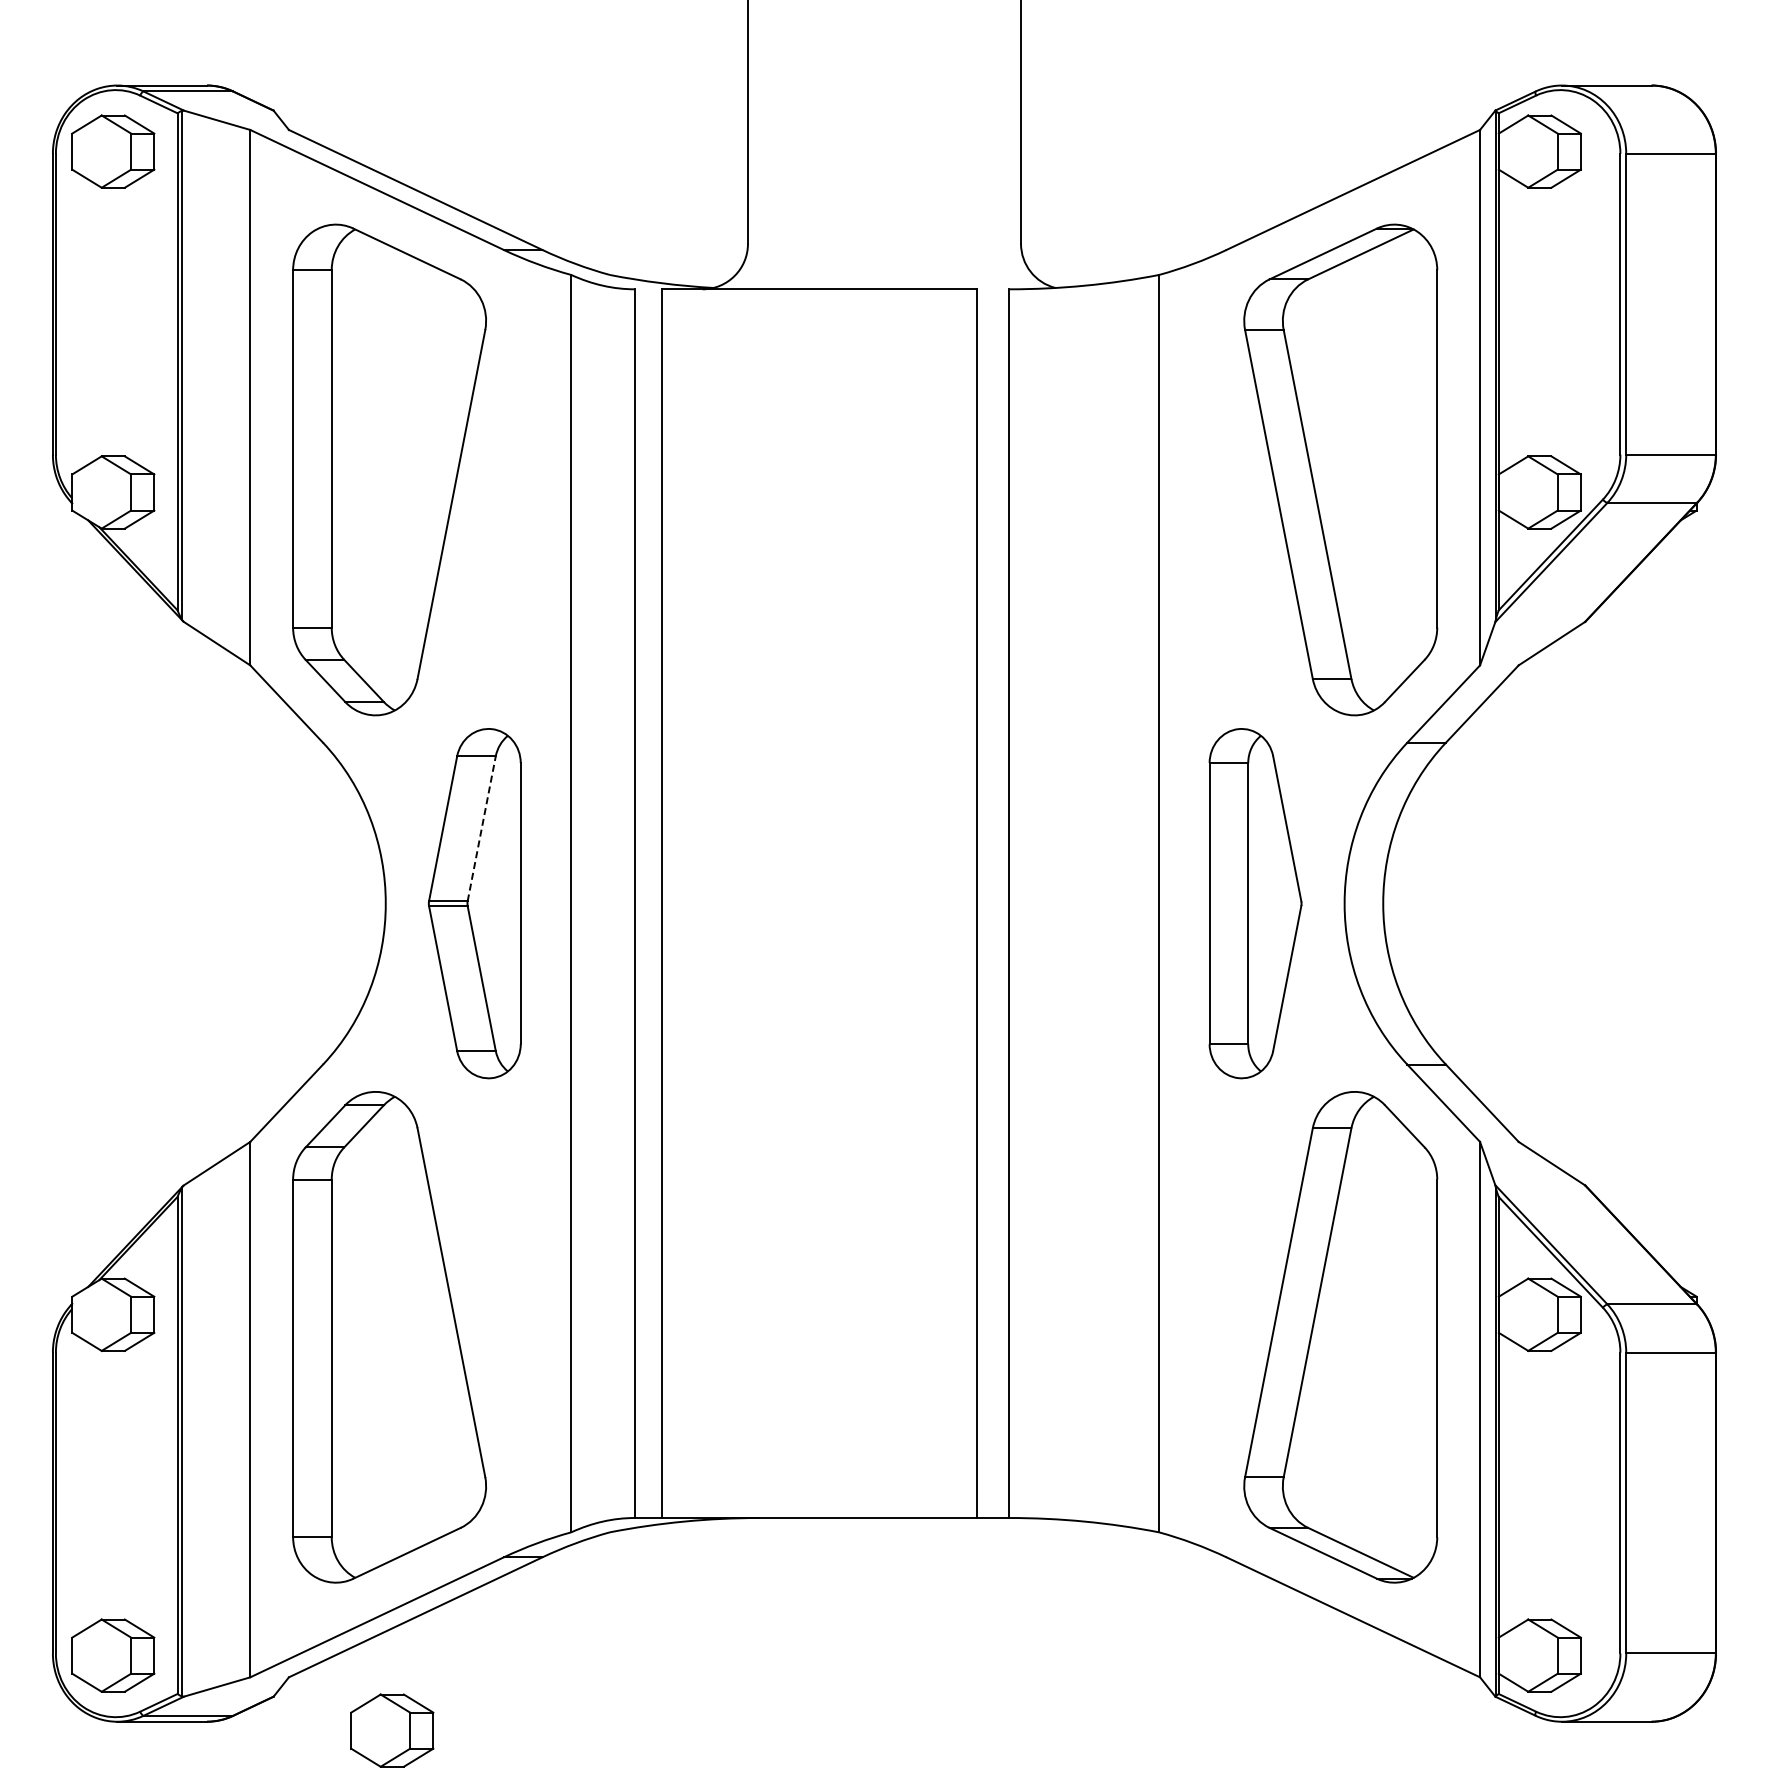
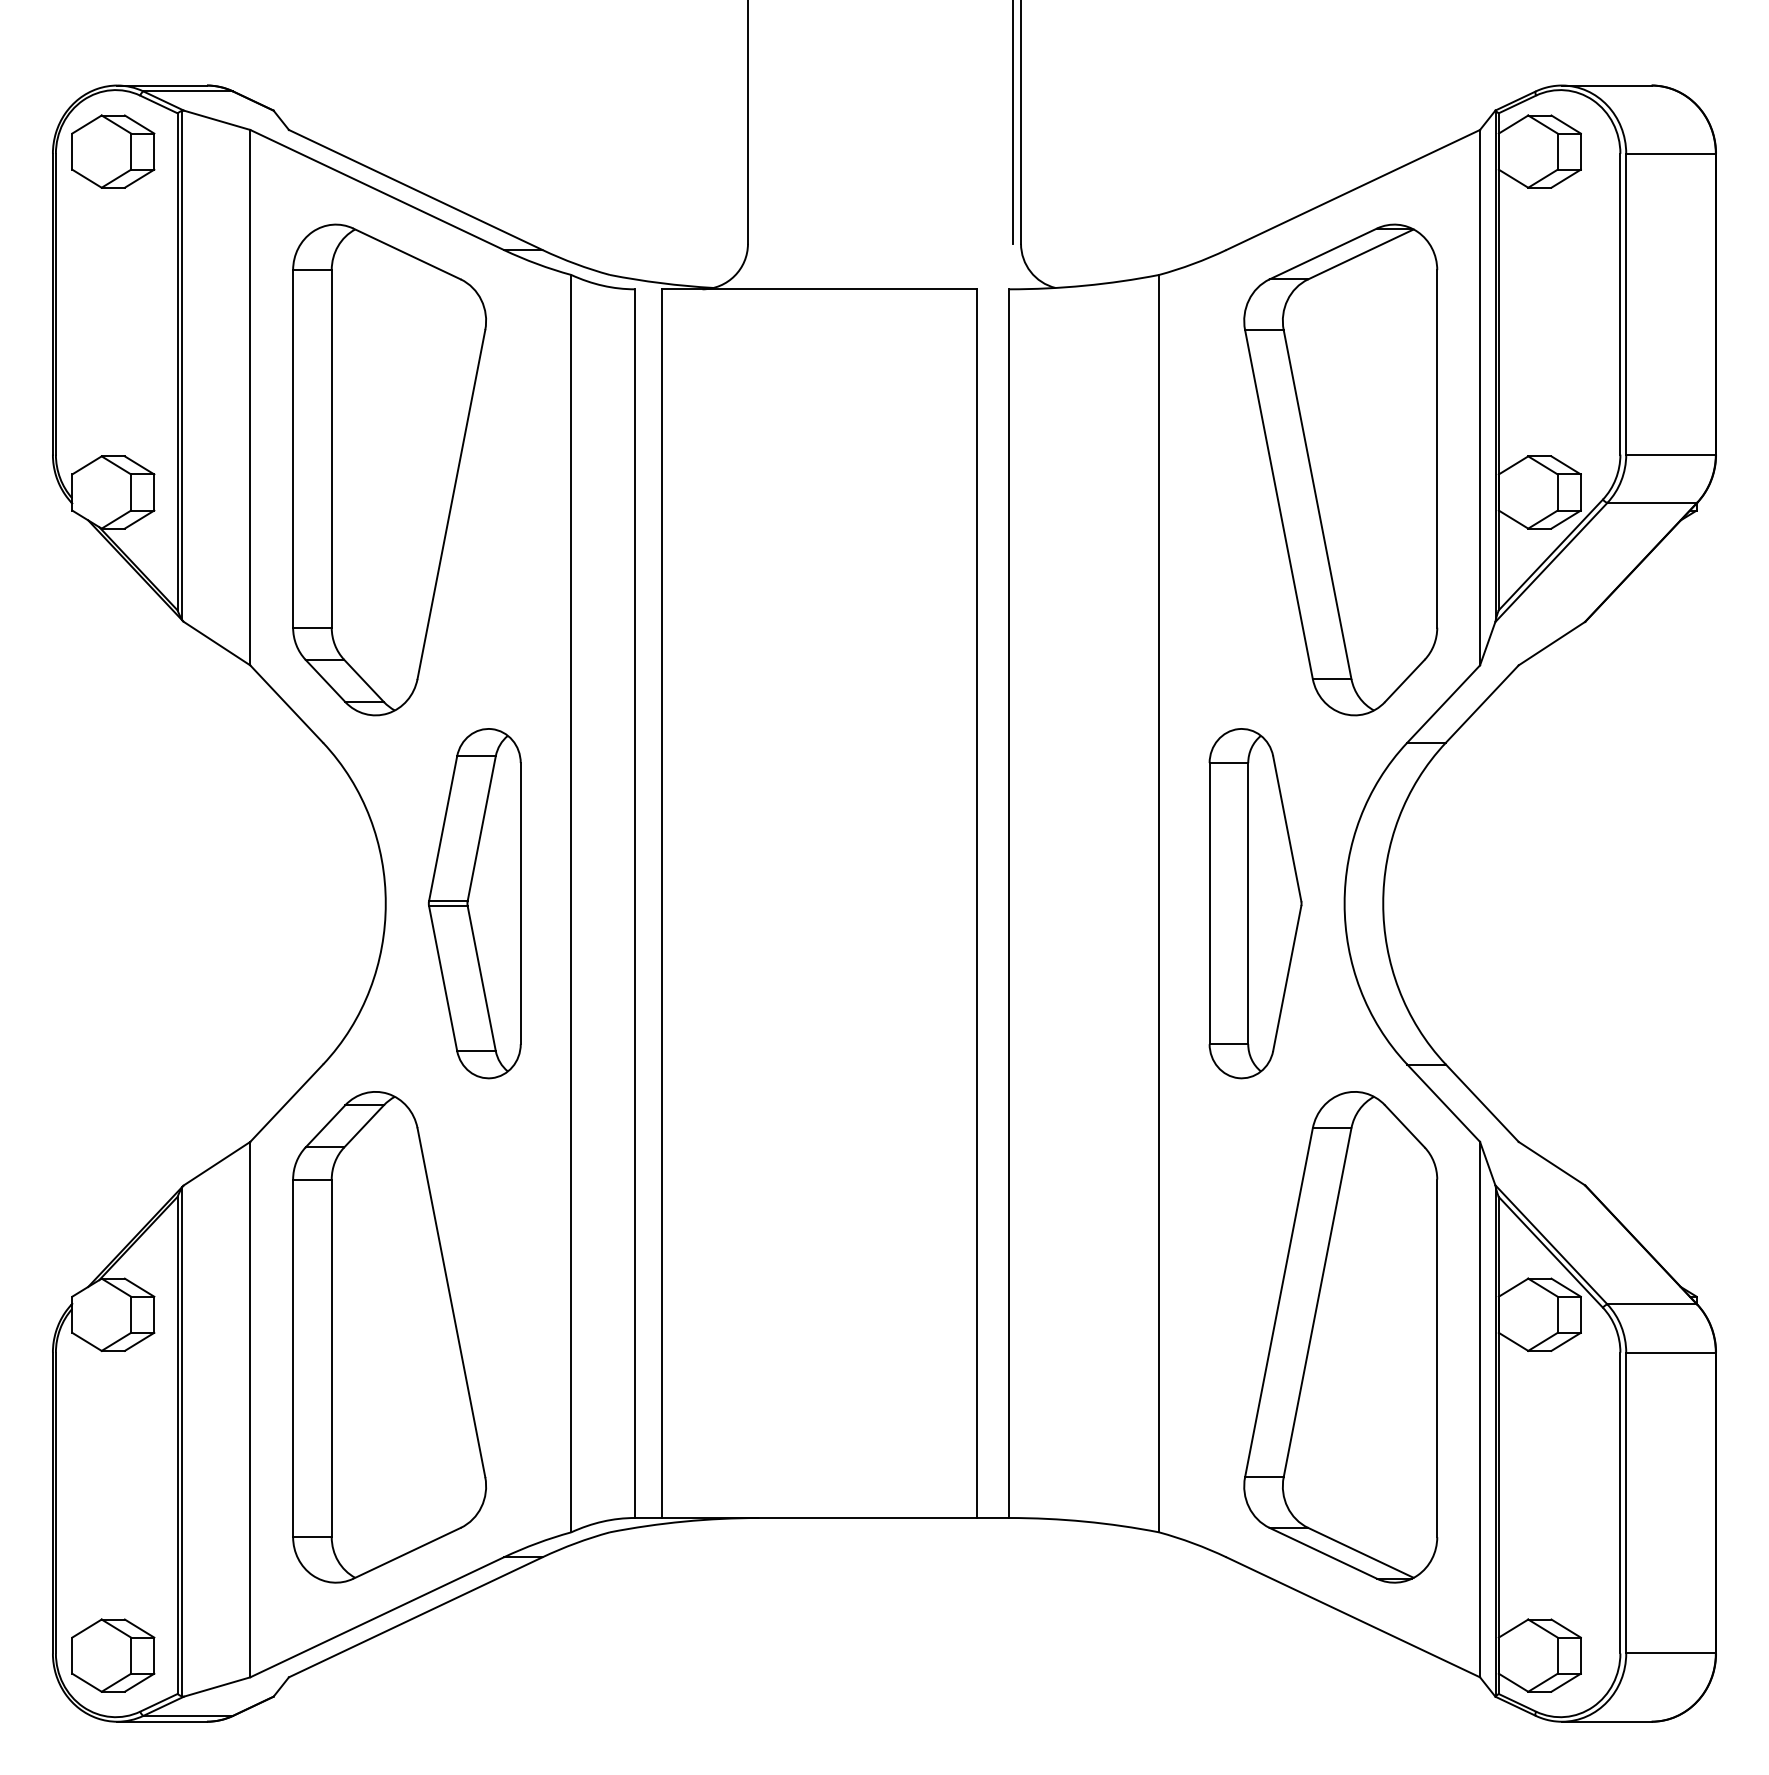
line: none -> present (1012, 122)
line: dashed -> solid (481, 828)
part: present -> none (392, 1730)
